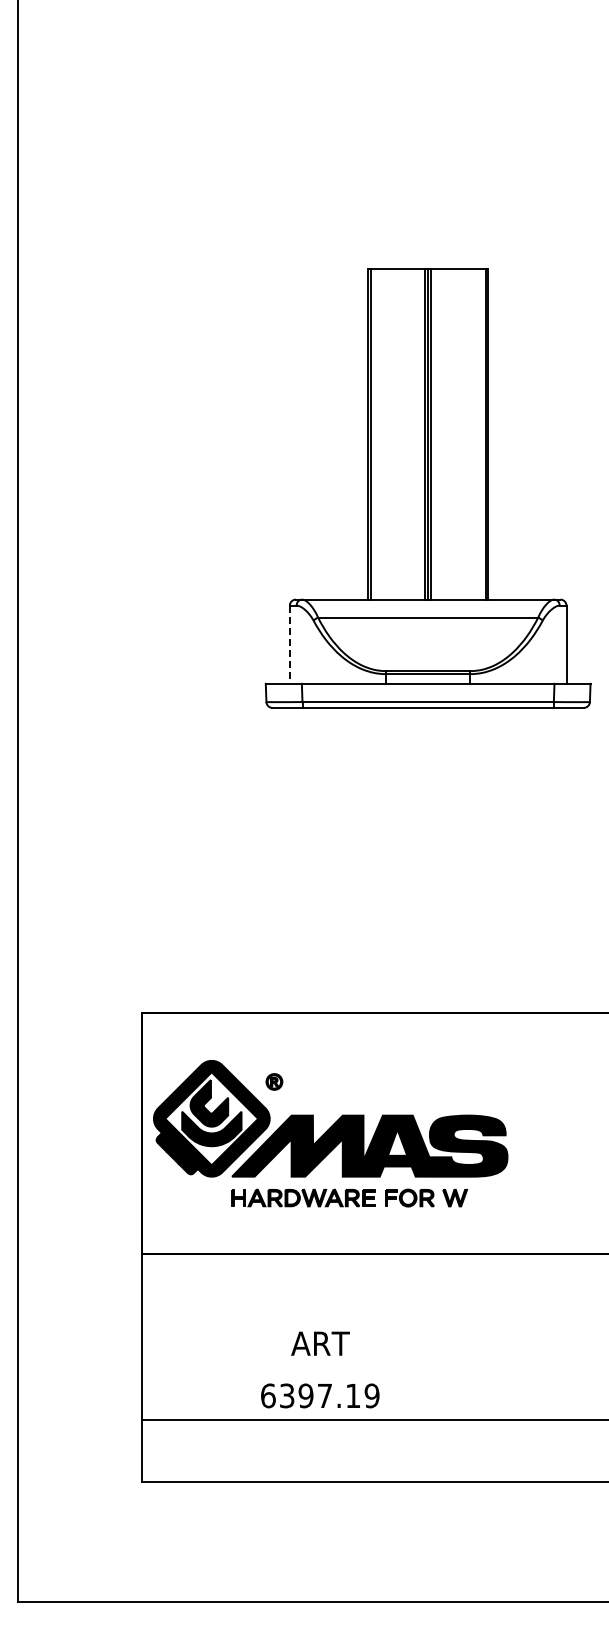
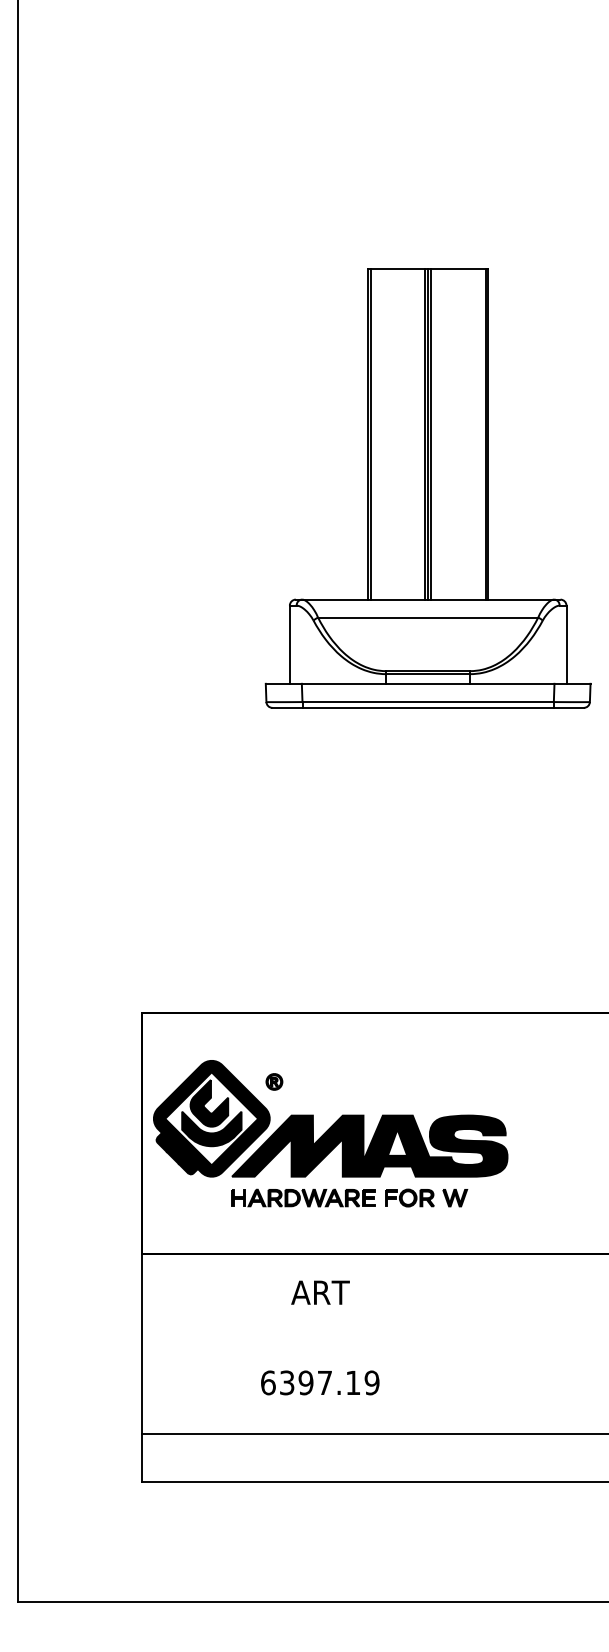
line: dashed -> solid (289, 645)
text position: (320, 1343) -> (320, 1292) (320, 1292)
text position: (320, 1395) -> (320, 1382) (320, 1382)
line position: (373, 1420) -> (373, 1434) (373, 1434)
